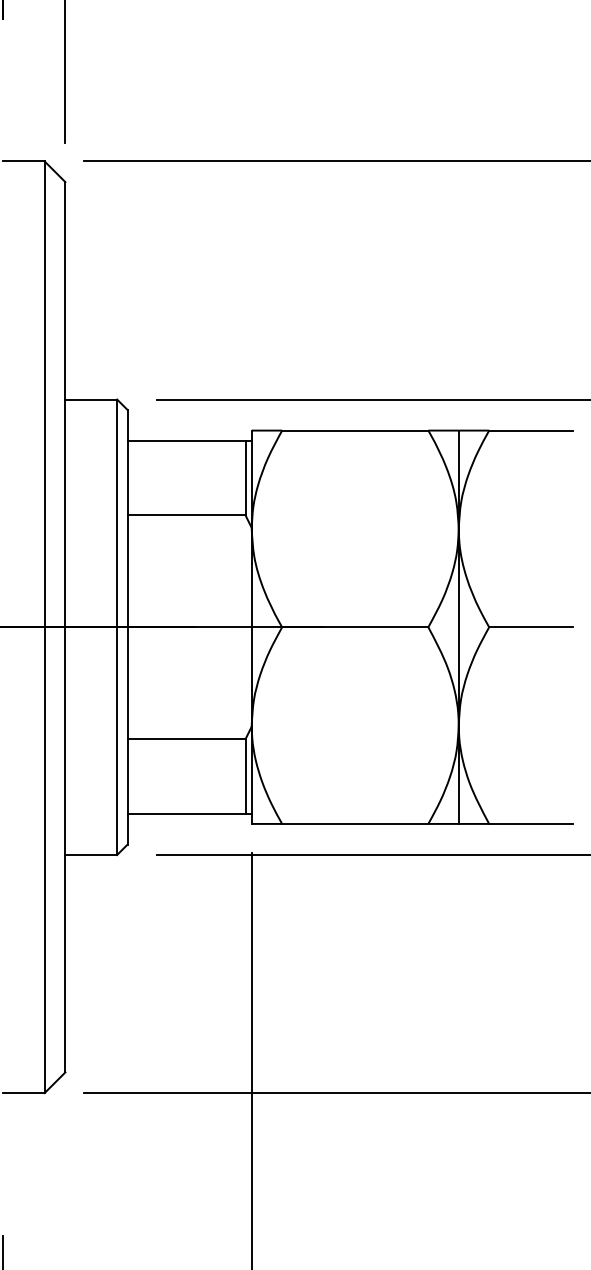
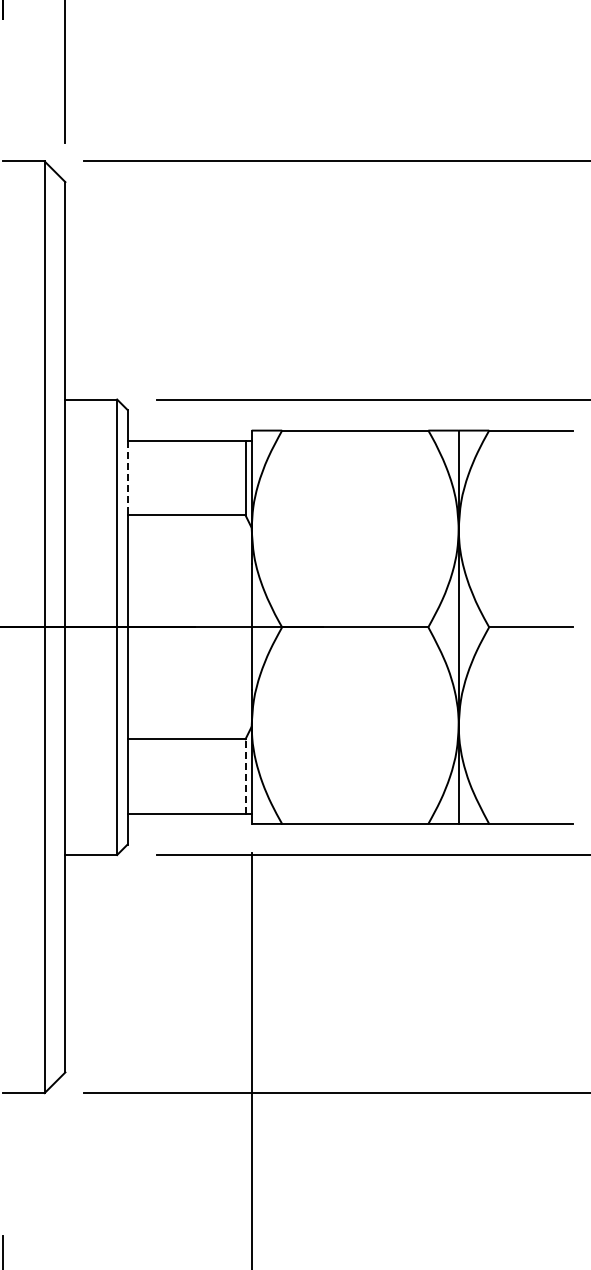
line: solid -> dashed (127, 478)
line: solid -> dashed (245, 775)
